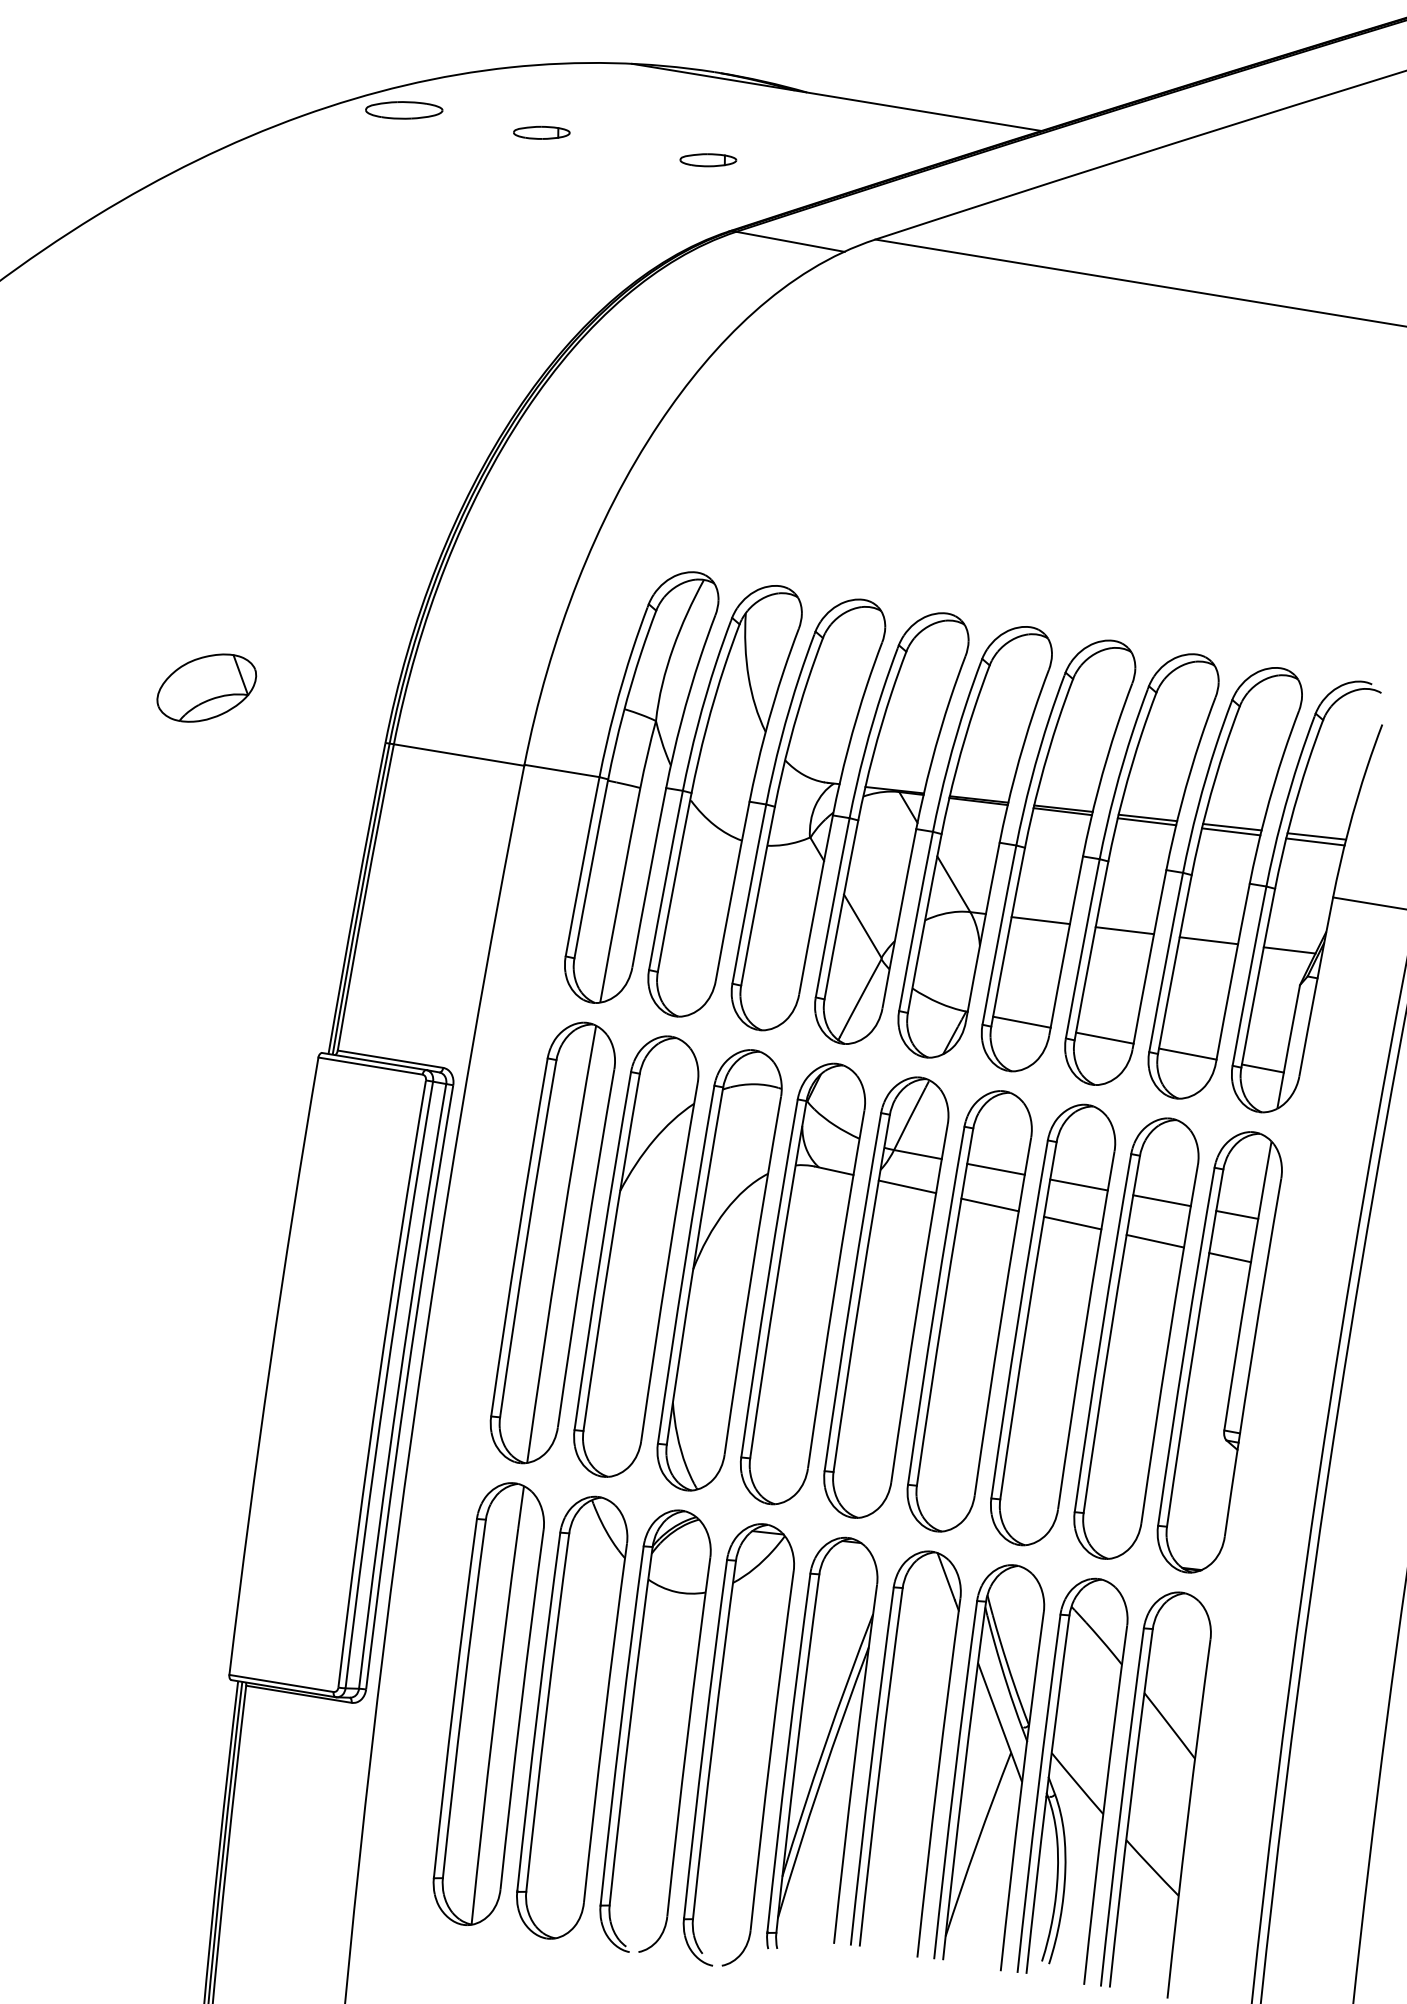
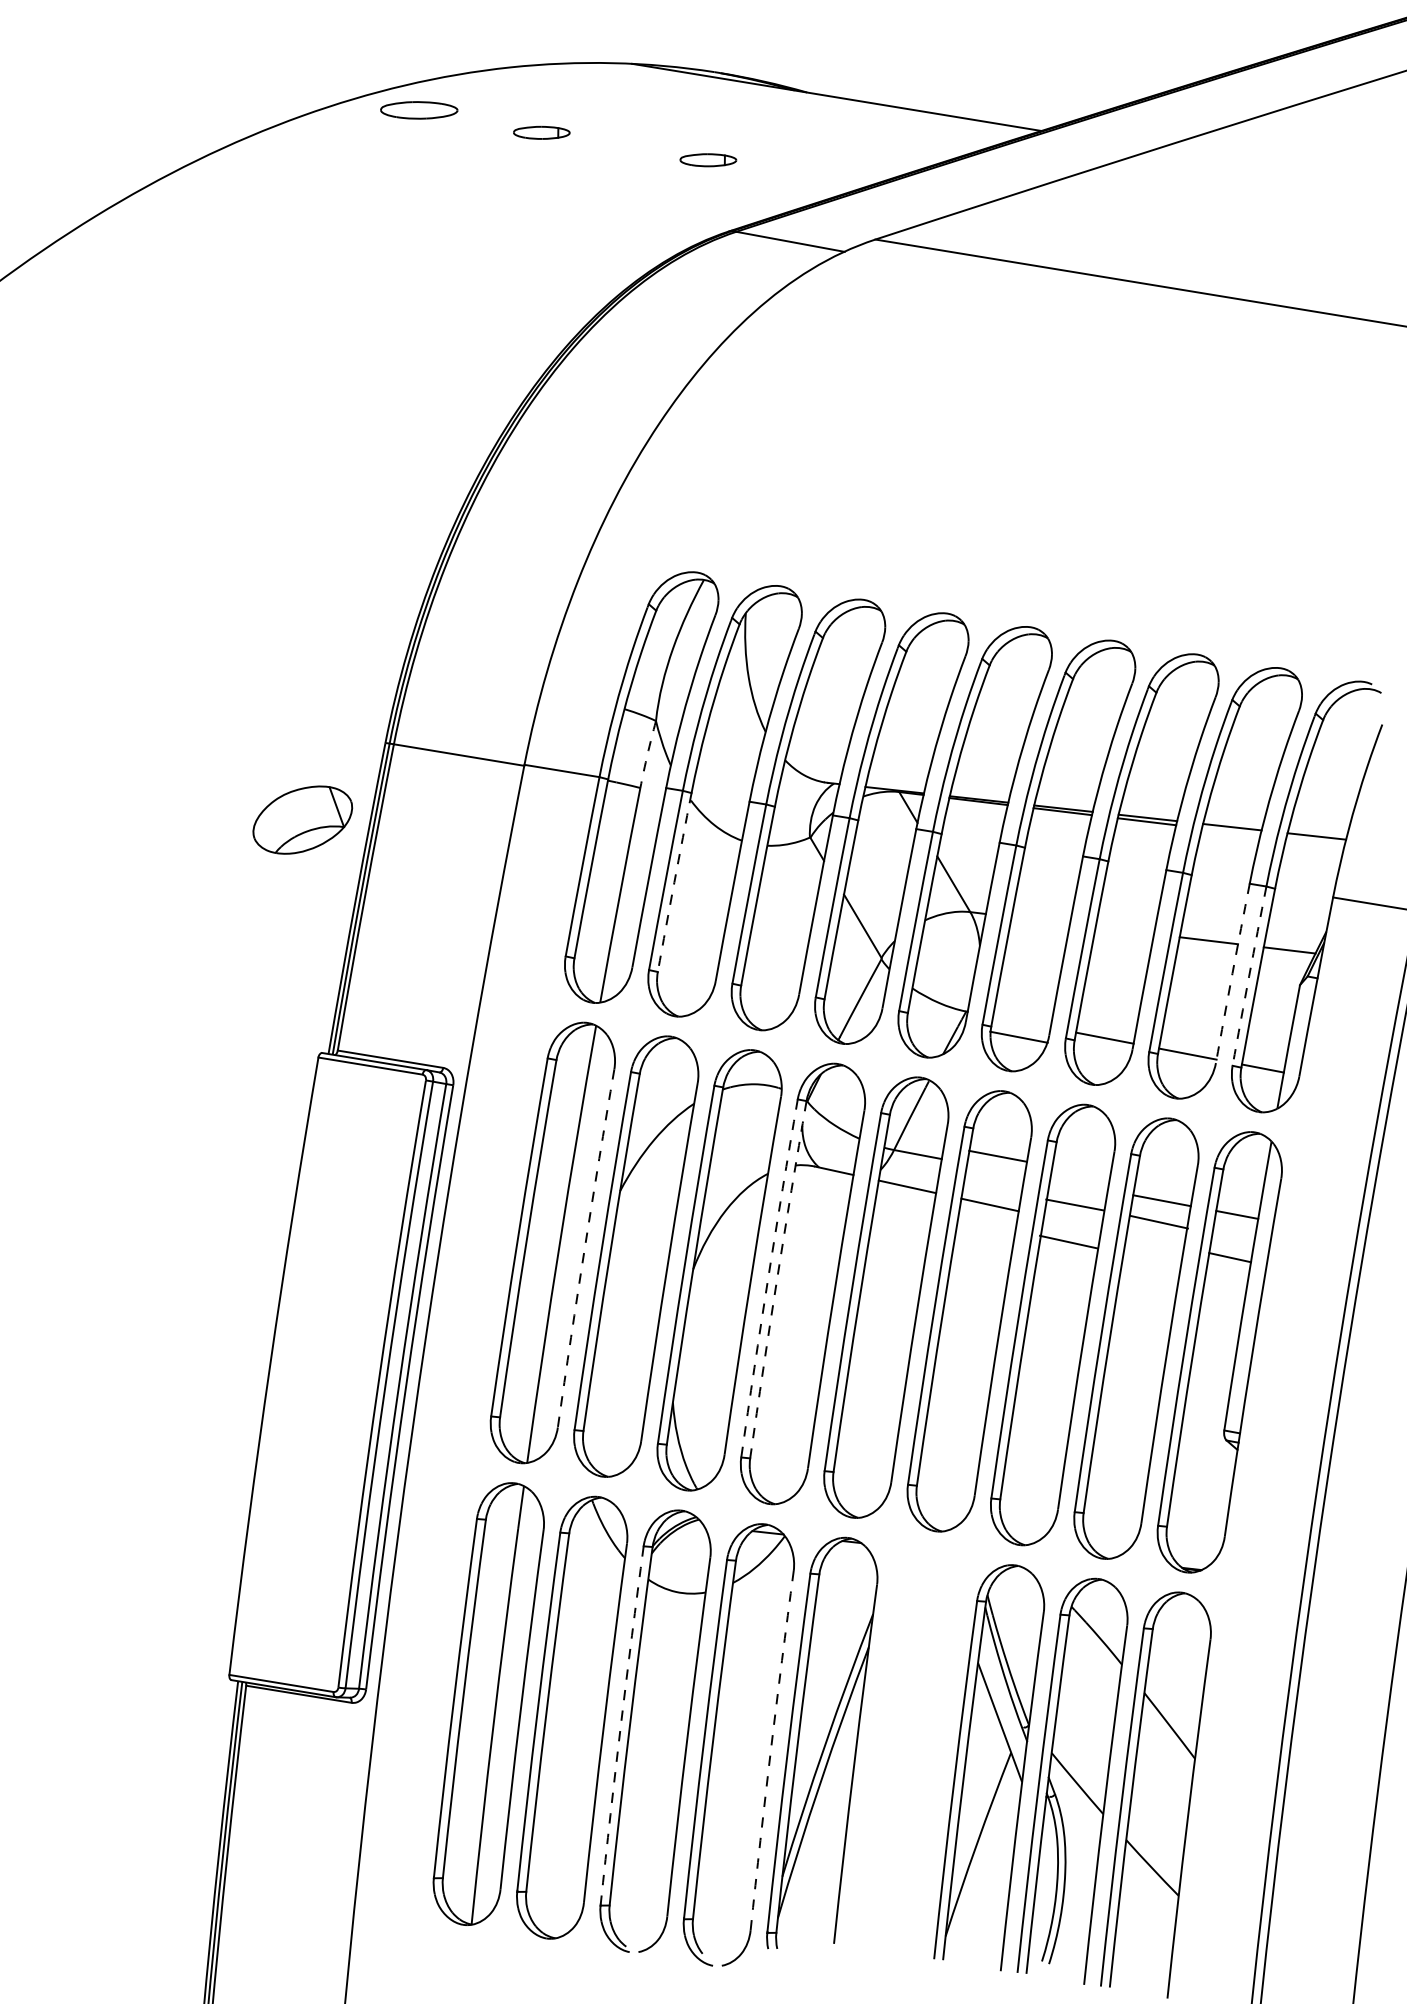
part position: (404, 110) -> (419, 110) (419, 110)
part position: (206, 687) -> (302, 819) (302, 819)
arc: solid -> dashed (647, 754)
line: present -> none (1231, 831)
line: present -> none (1315, 841)
arc: solid -> dashed (674, 882)
line: present -> none (1040, 920)
line: present -> none (1124, 930)
arc: solid -> dashed (1232, 973)
arc: solid -> dashed (1249, 976)
line position: (1021, 1021) -> (1018, 1036) (1018, 1036)
line position: (995, 1168) -> (997, 1155) (997, 1155)
line position: (1078, 1184) -> (1074, 1204) (1074, 1204)
line position: (1072, 1222) -> (1068, 1241) (1068, 1241)
line position: (1154, 1240) -> (1158, 1221) (1158, 1221)
arc: solid -> dashed (584, 1248)
arc: solid -> dashed (768, 1278)
arc: solid -> dashed (777, 1279)
arc: solid -> dashed (620, 1725)
part: present -> none (883, 1748)
arc: solid -> dashed (770, 1750)
